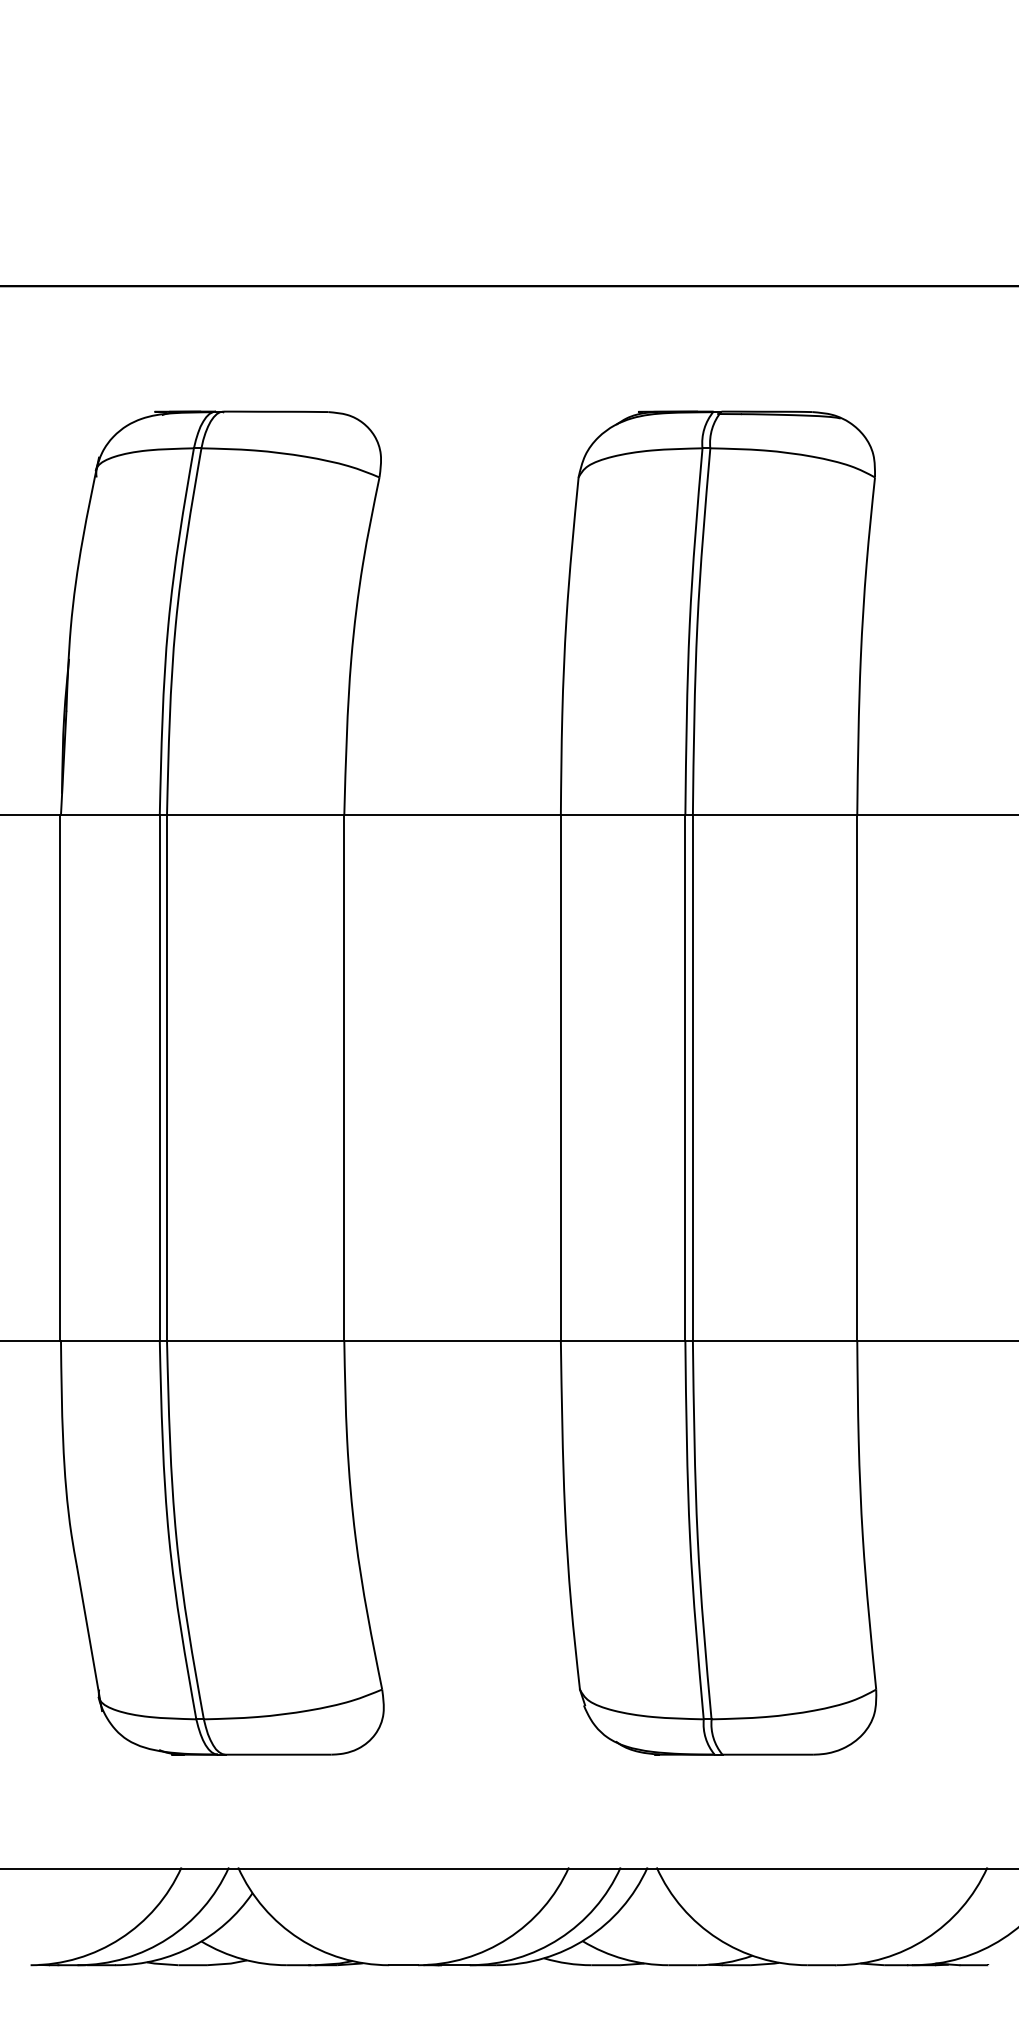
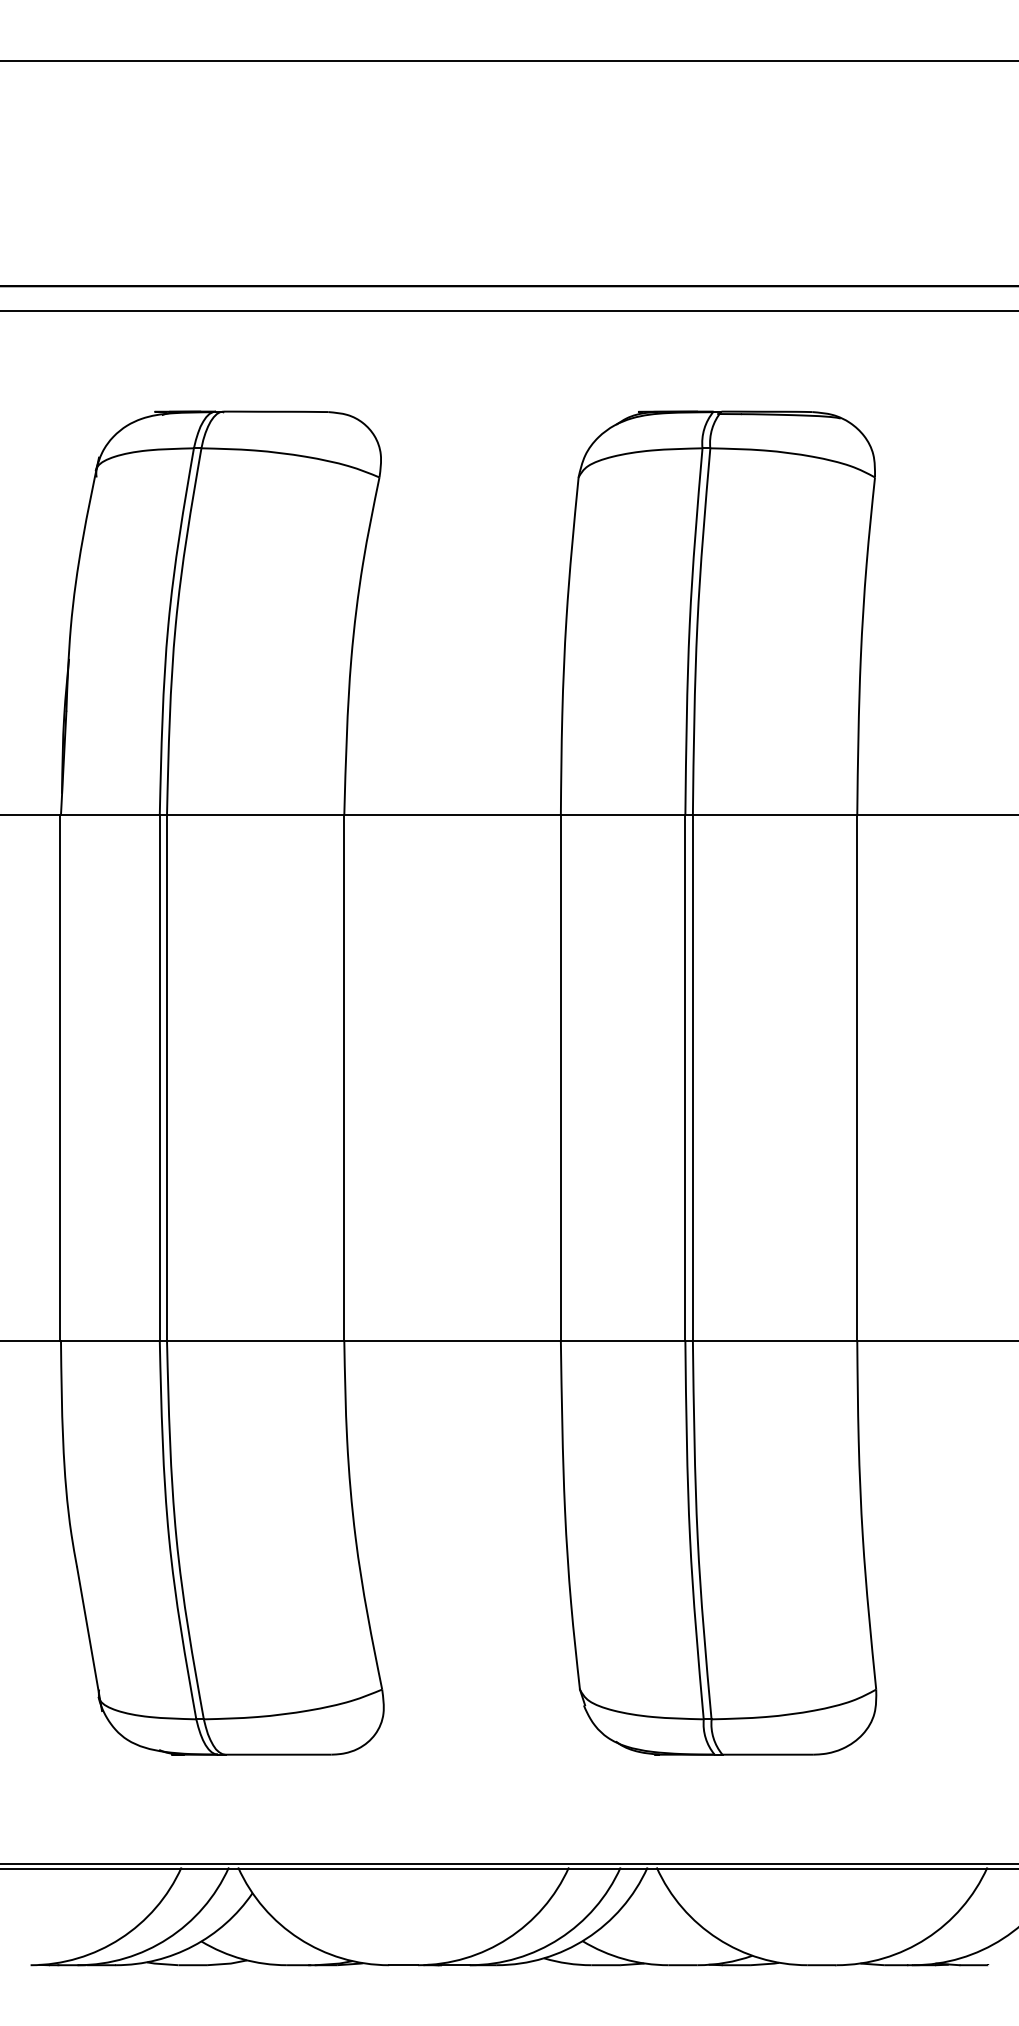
line: none -> present (508, 60)
line: none -> present (508, 310)
line: none -> present (508, 1864)
